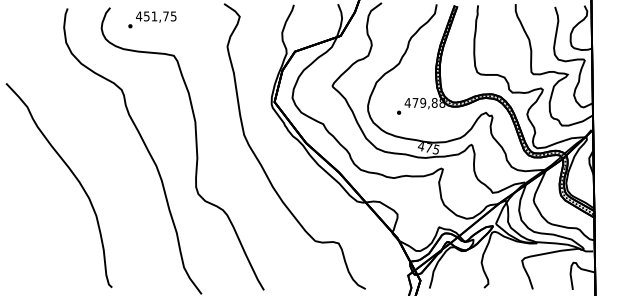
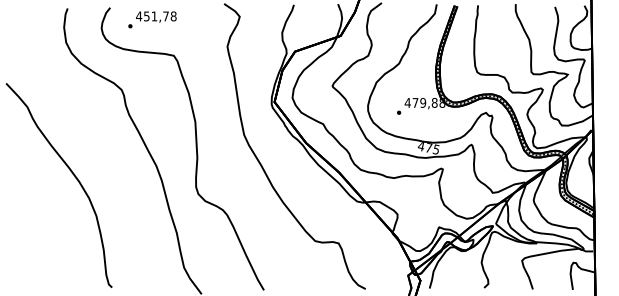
text: 451,75 -> 451,78 (173, 16)
